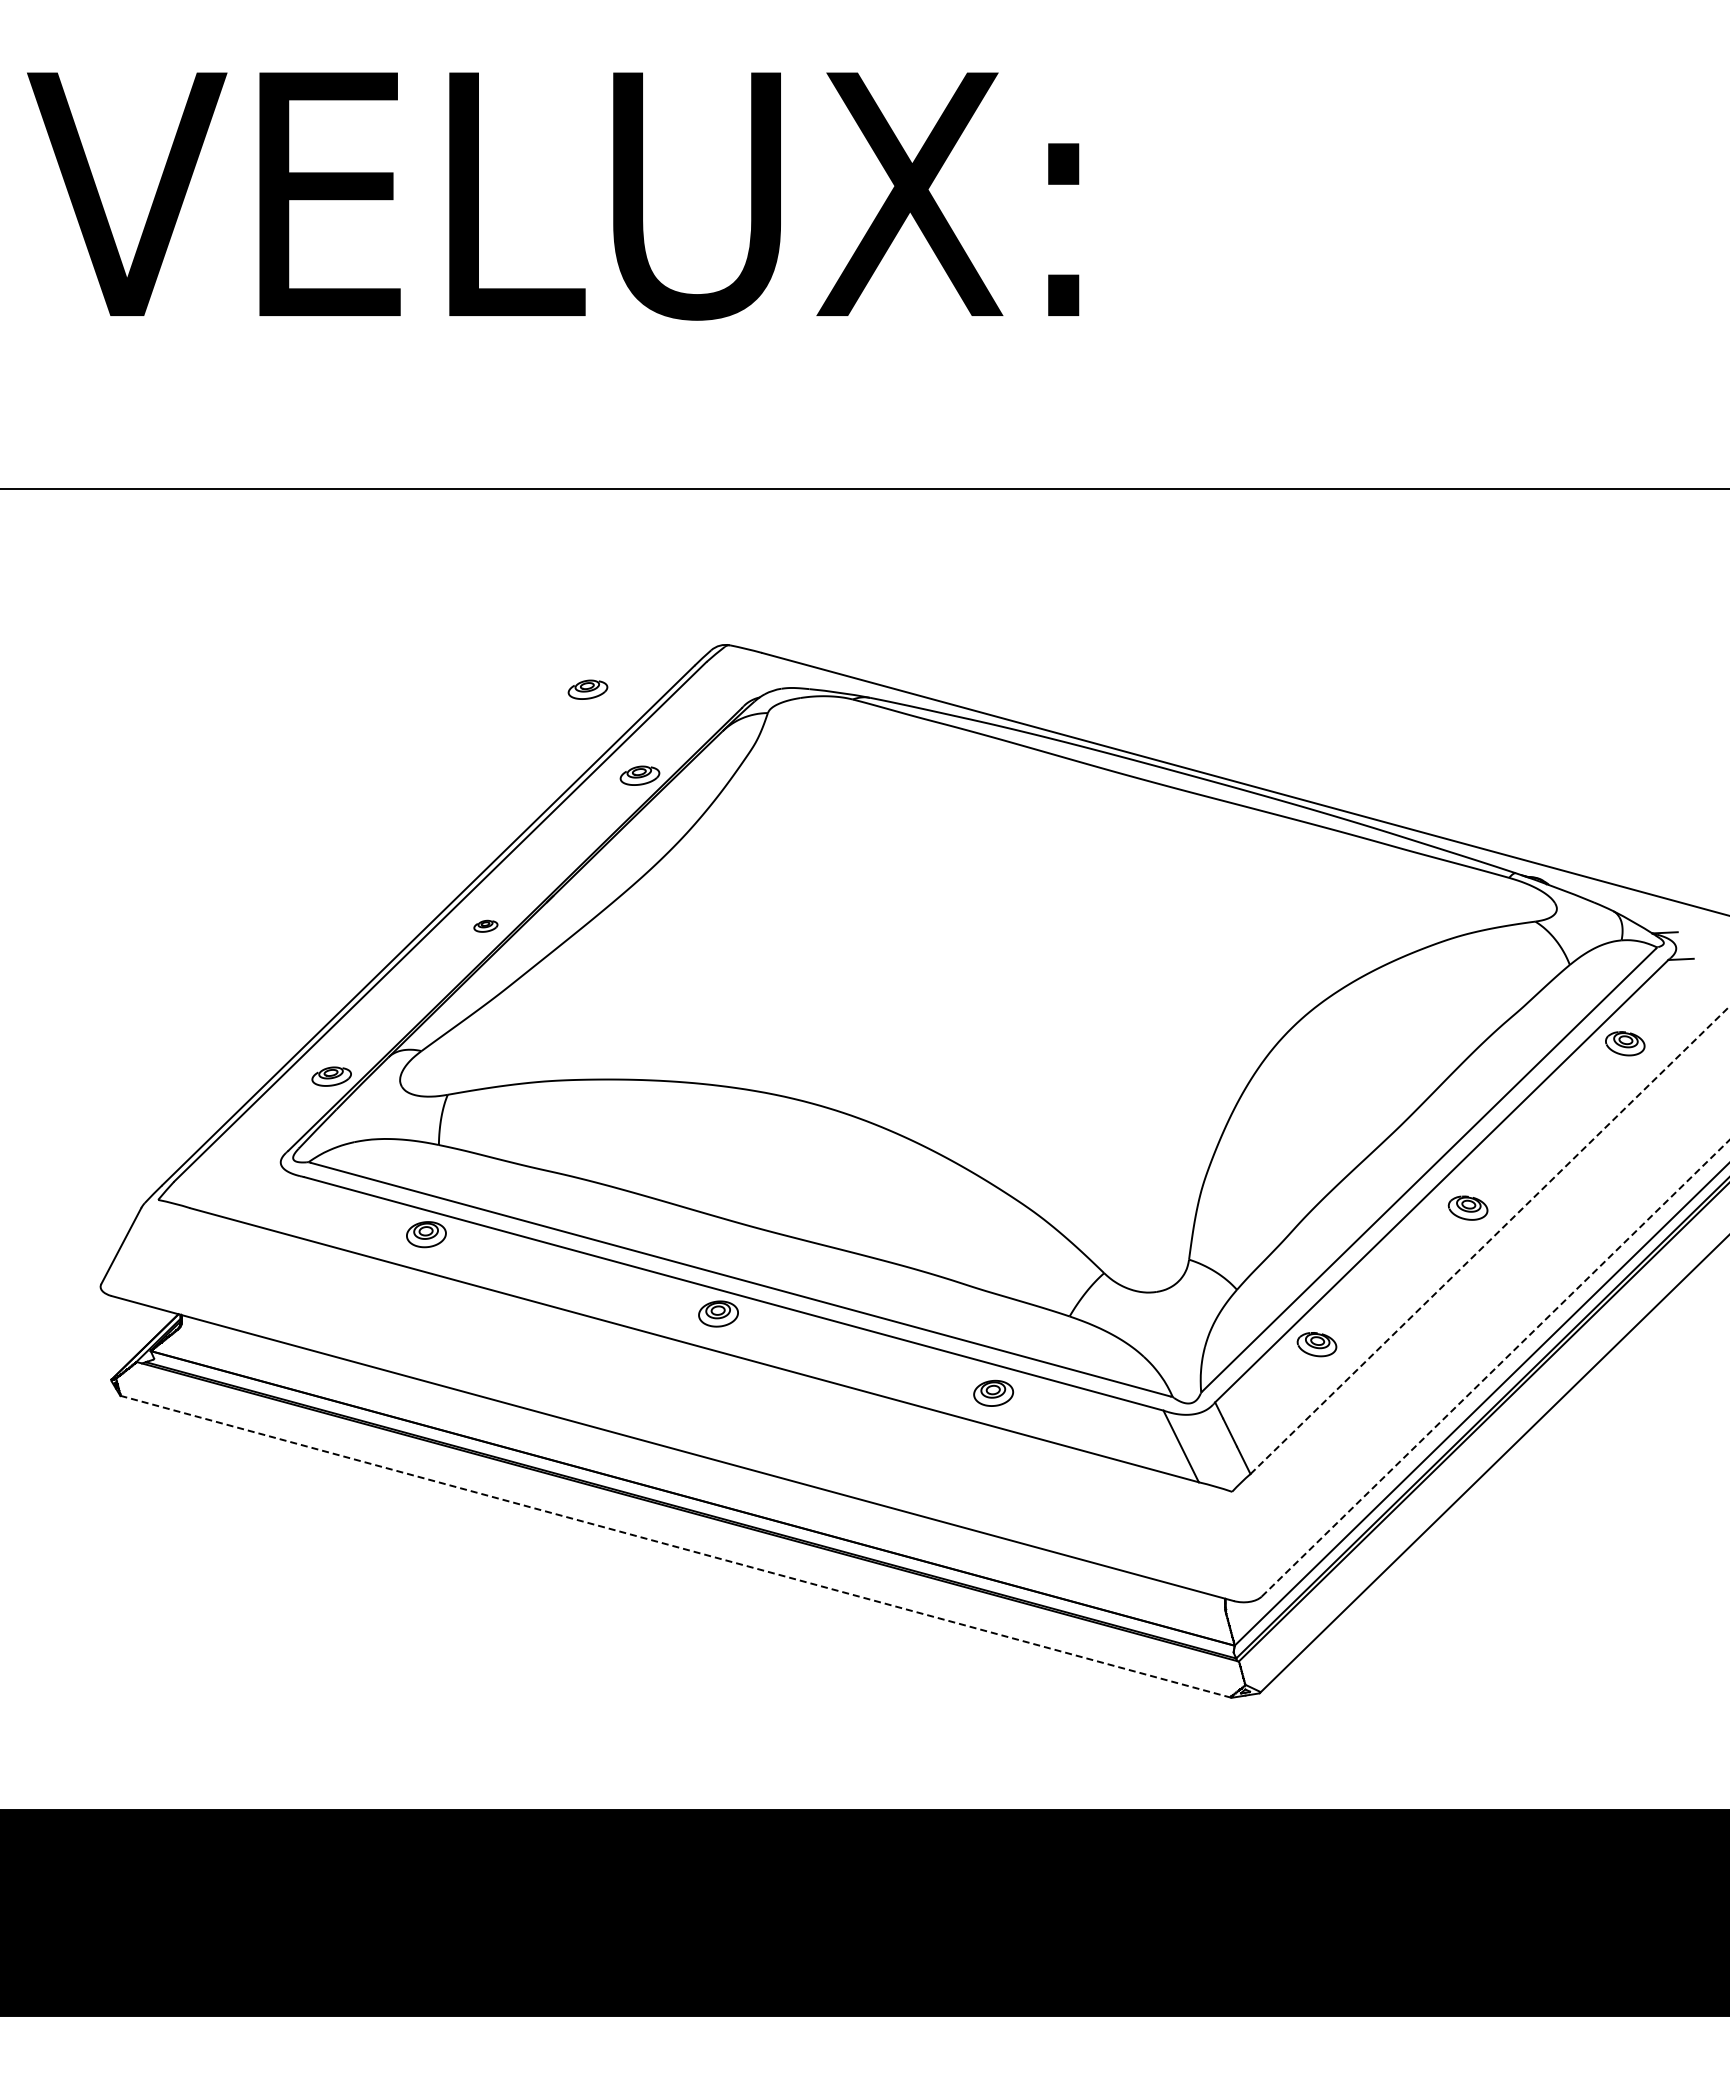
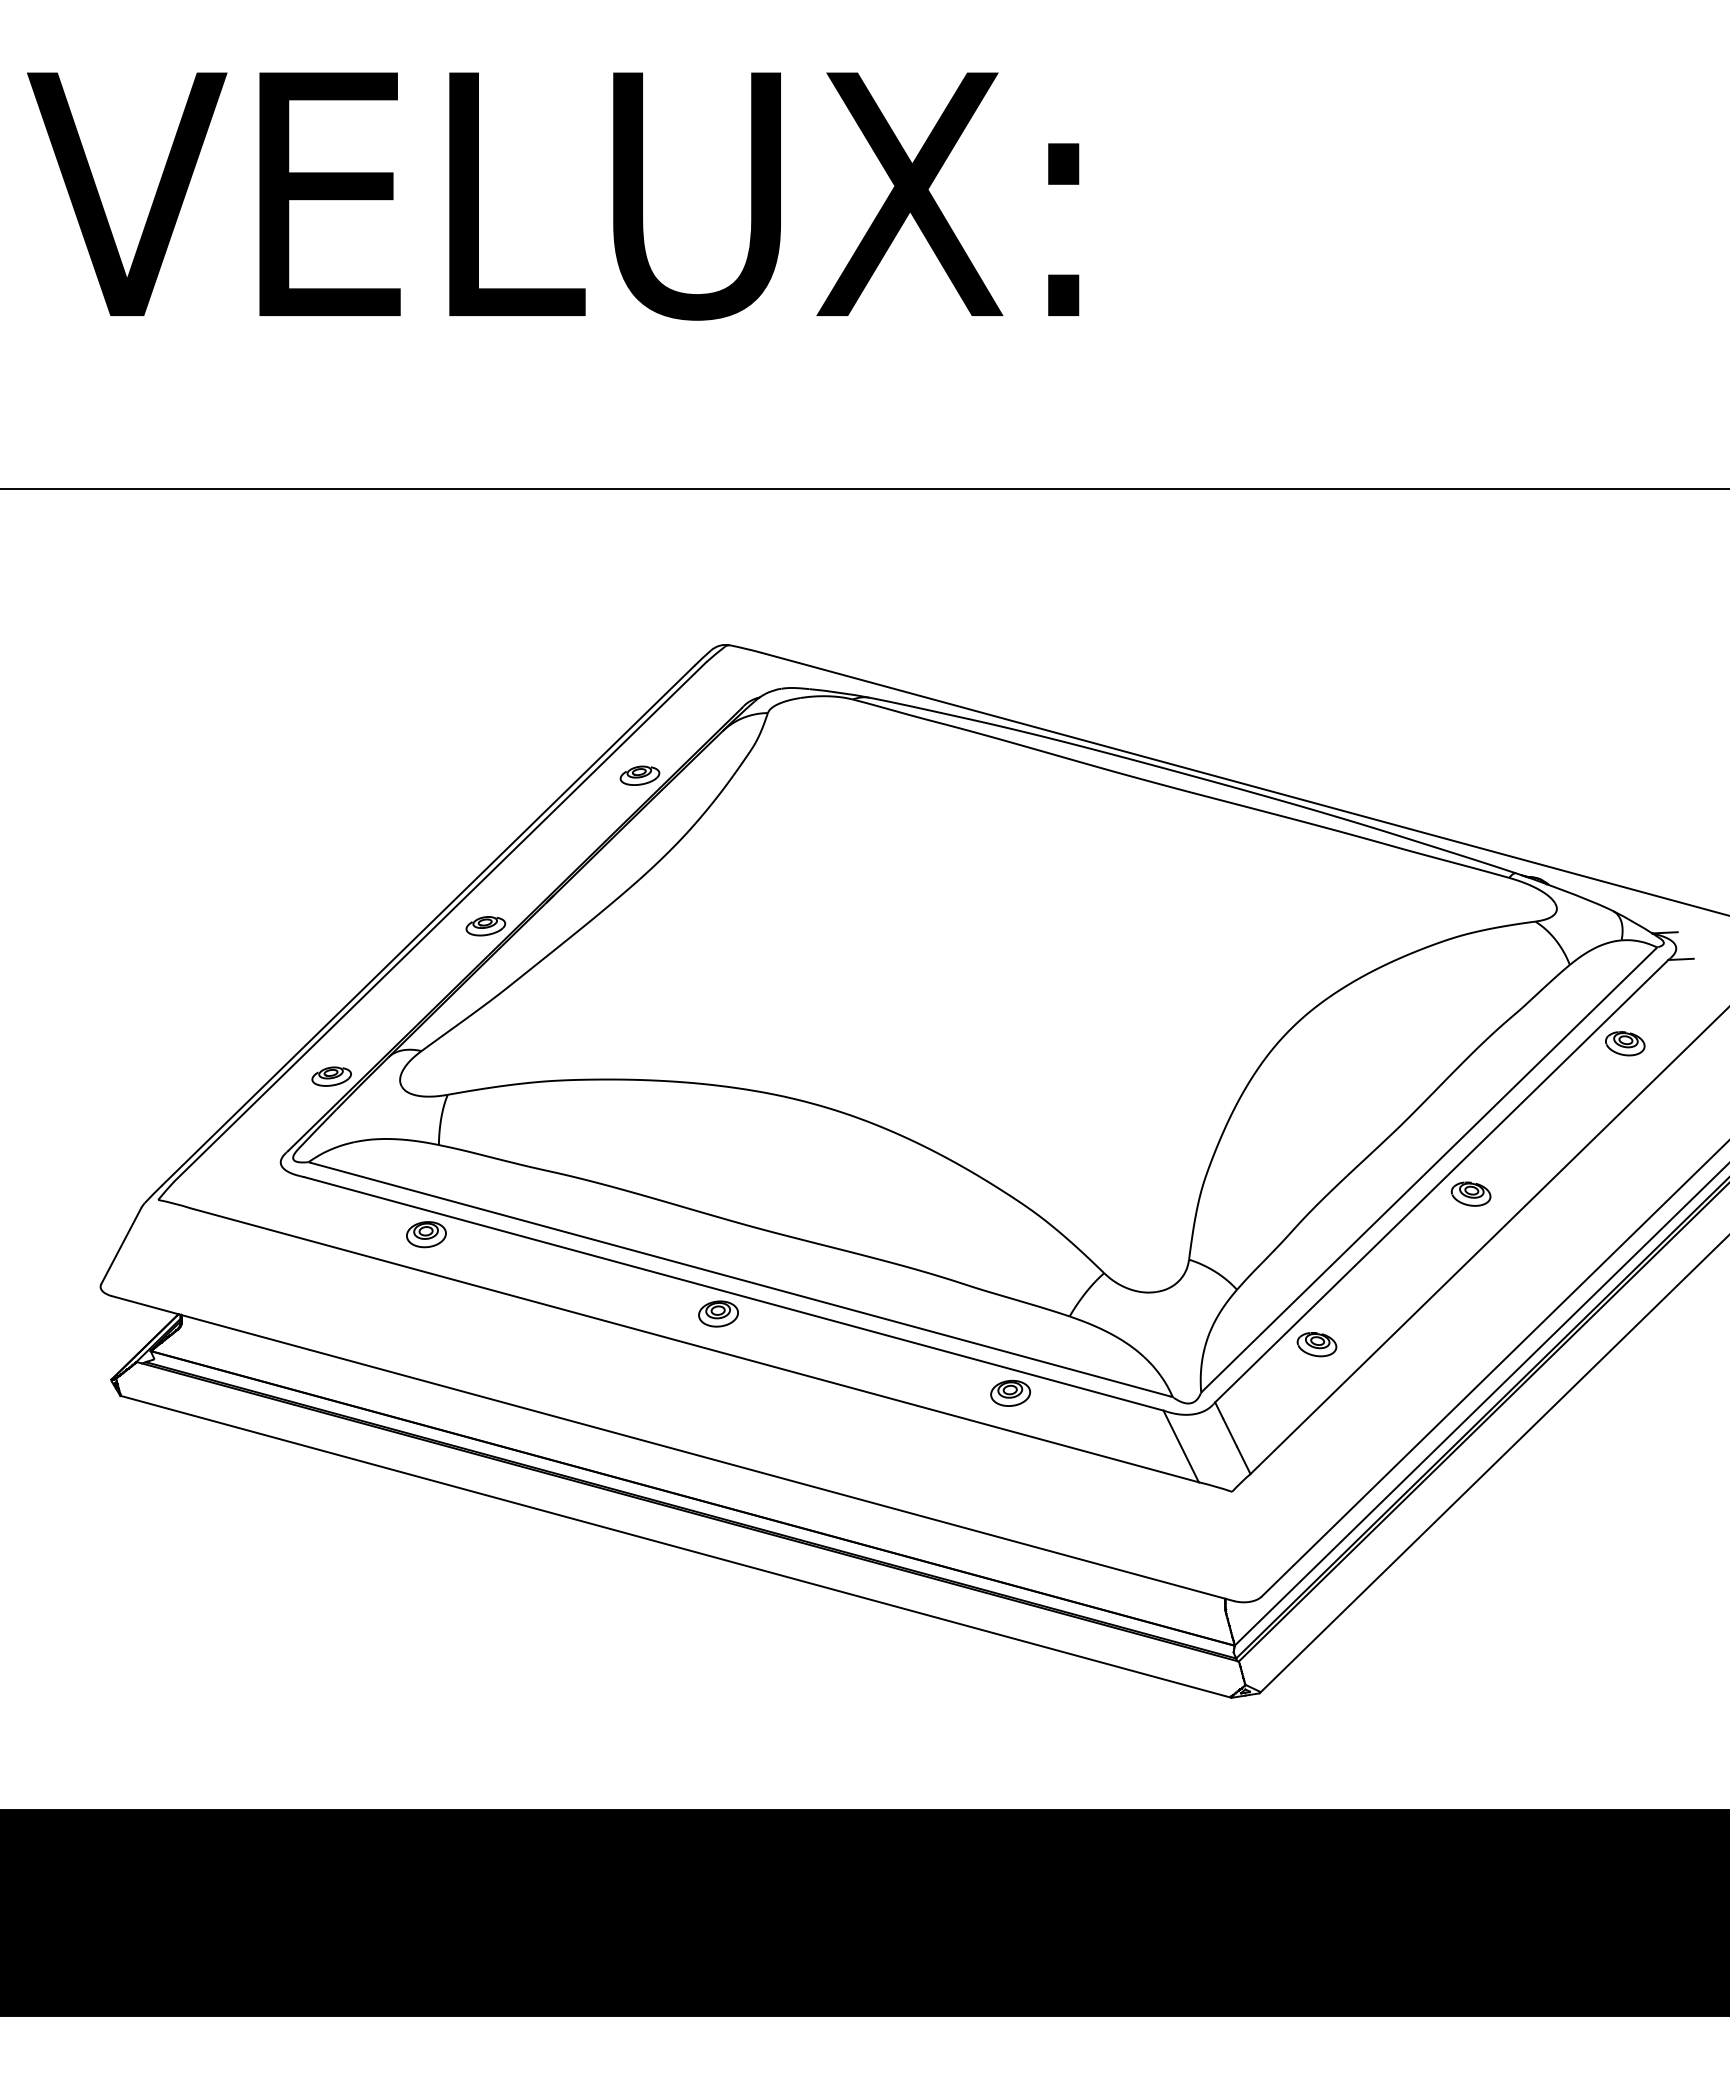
part: present -> none (587, 689)
part size: 26x14 px -> 42x21 px (485, 926)
part position: (1467, 1207) -> (1470, 1193) (1470, 1193)
line: dashed -> solid (1490, 1240)
line: dashed -> solid (1495, 1368)
part position: (993, 1392) -> (1010, 1392) (1010, 1392)
line: dashed -> solid (675, 1546)
